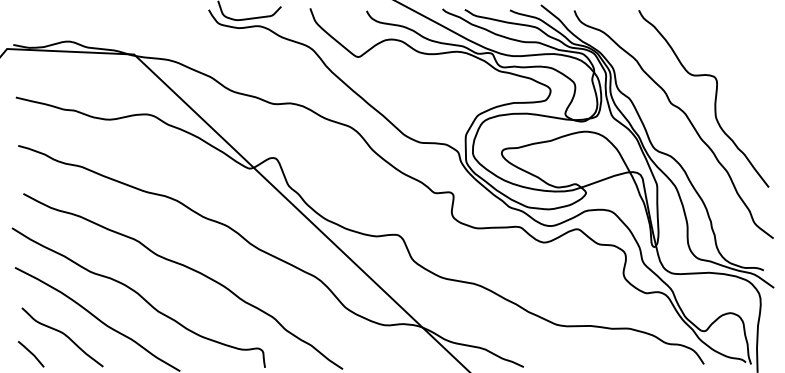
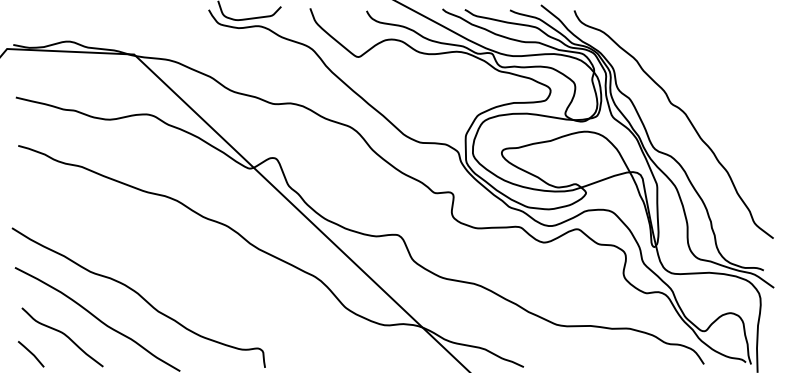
curve: present -> none (714, 99)
curve: present -> none (189, 269)
